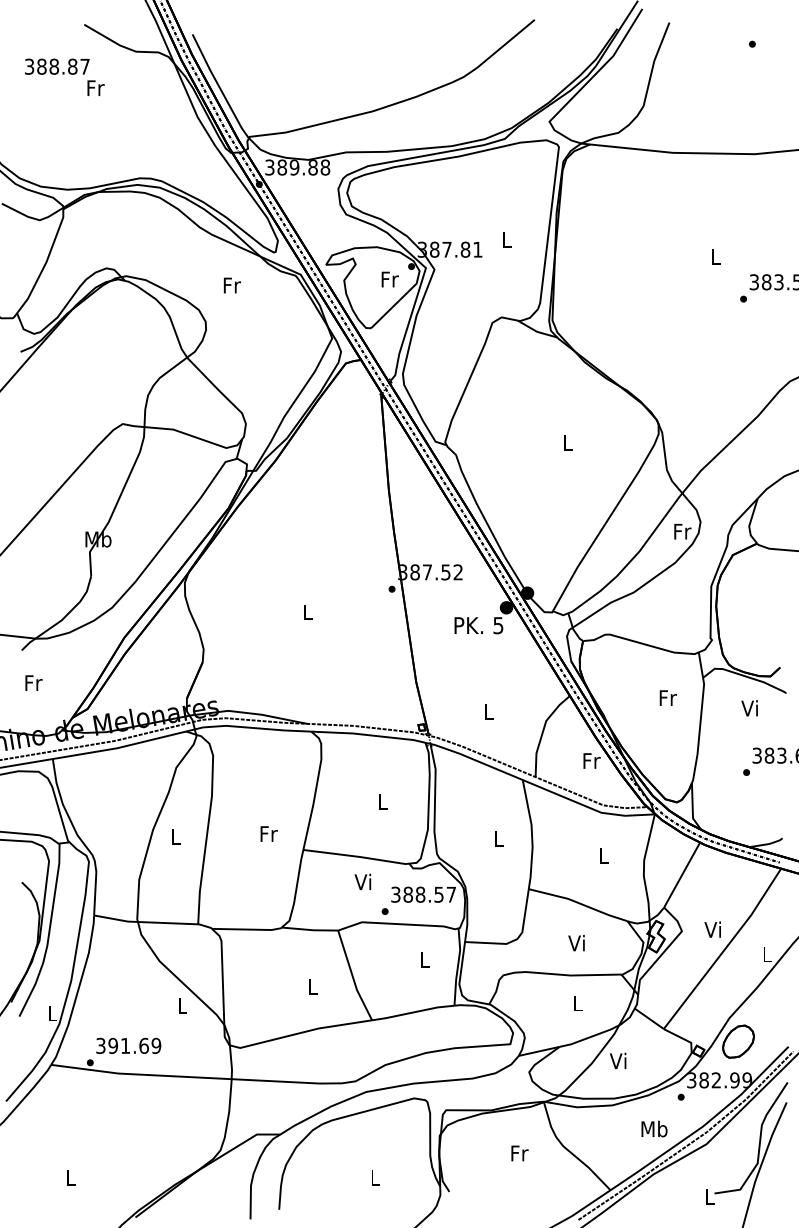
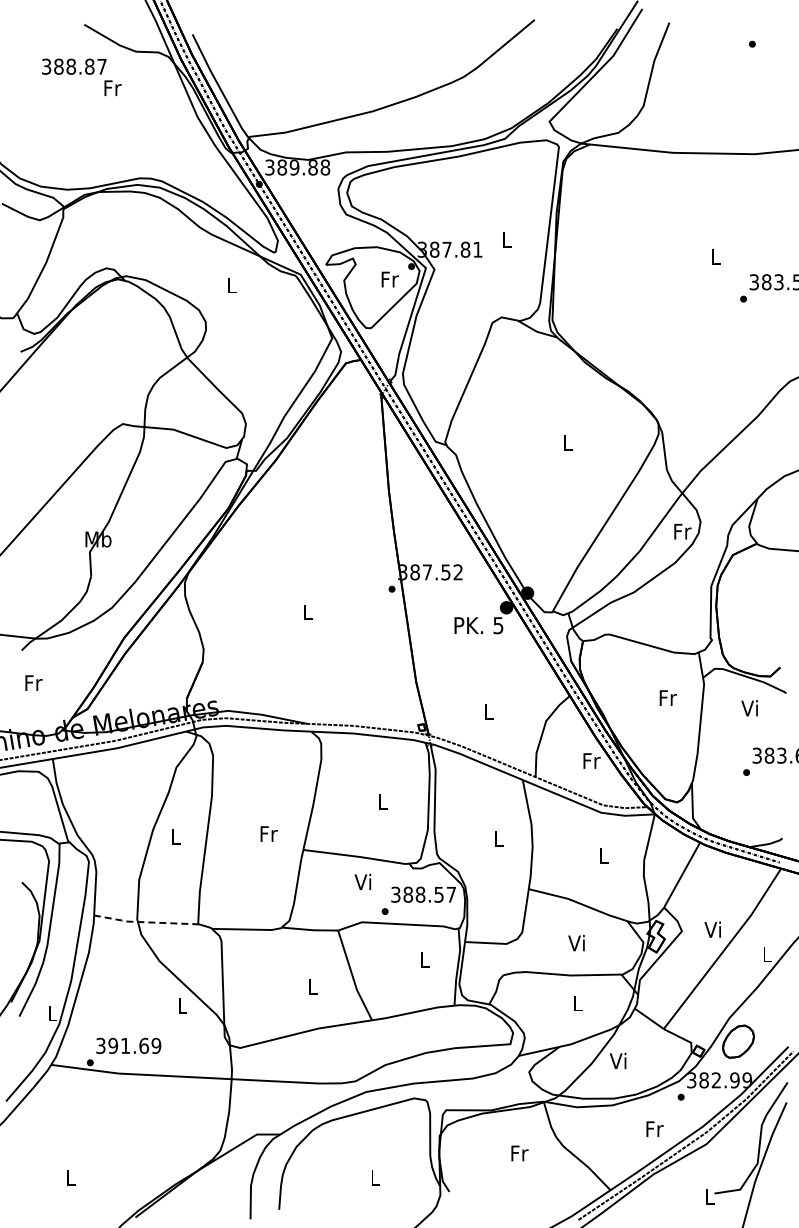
text position: (64, 76) -> (81, 76) (81, 76)
text: Fr -> L (232, 285)
line: solid -> dashed (145, 922)
text: Mb -> Fr (654, 1128)
